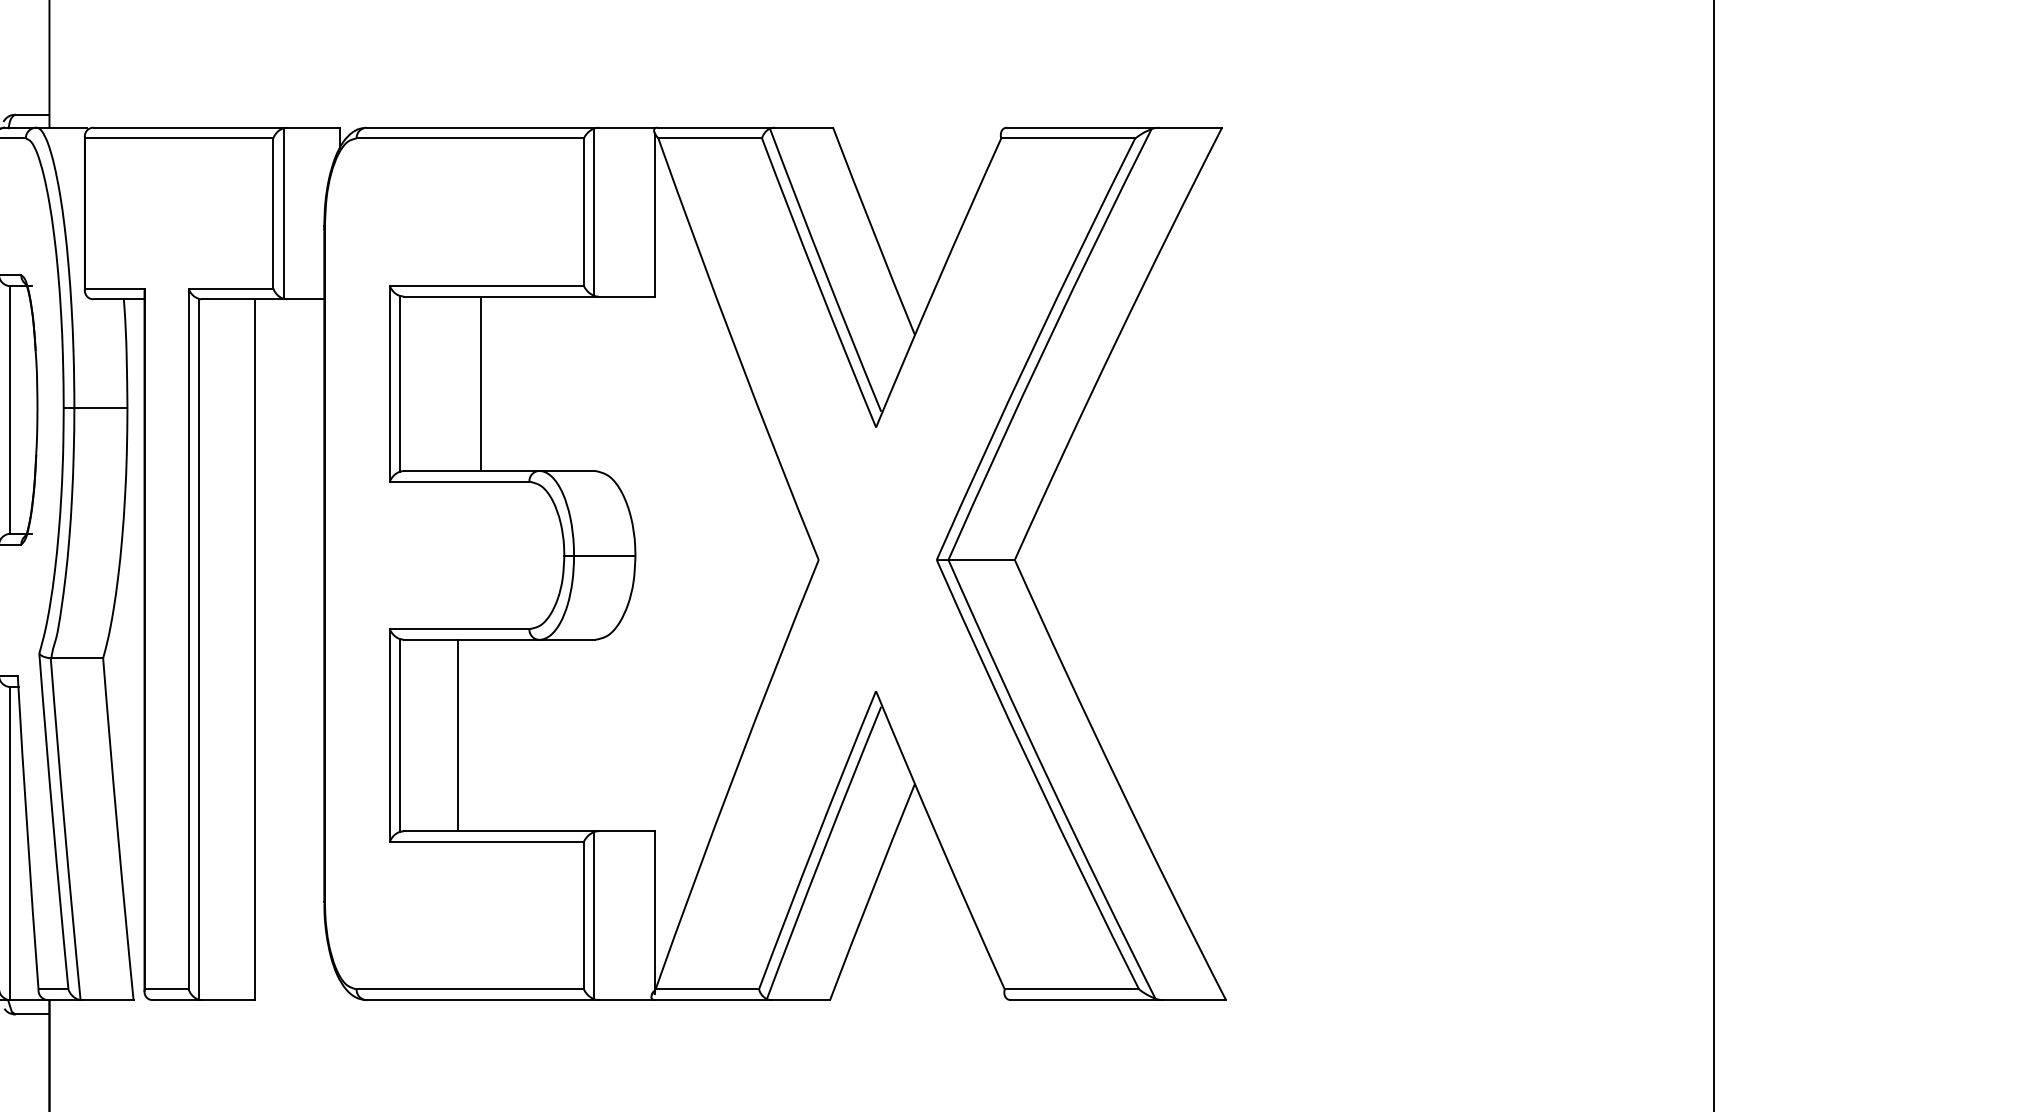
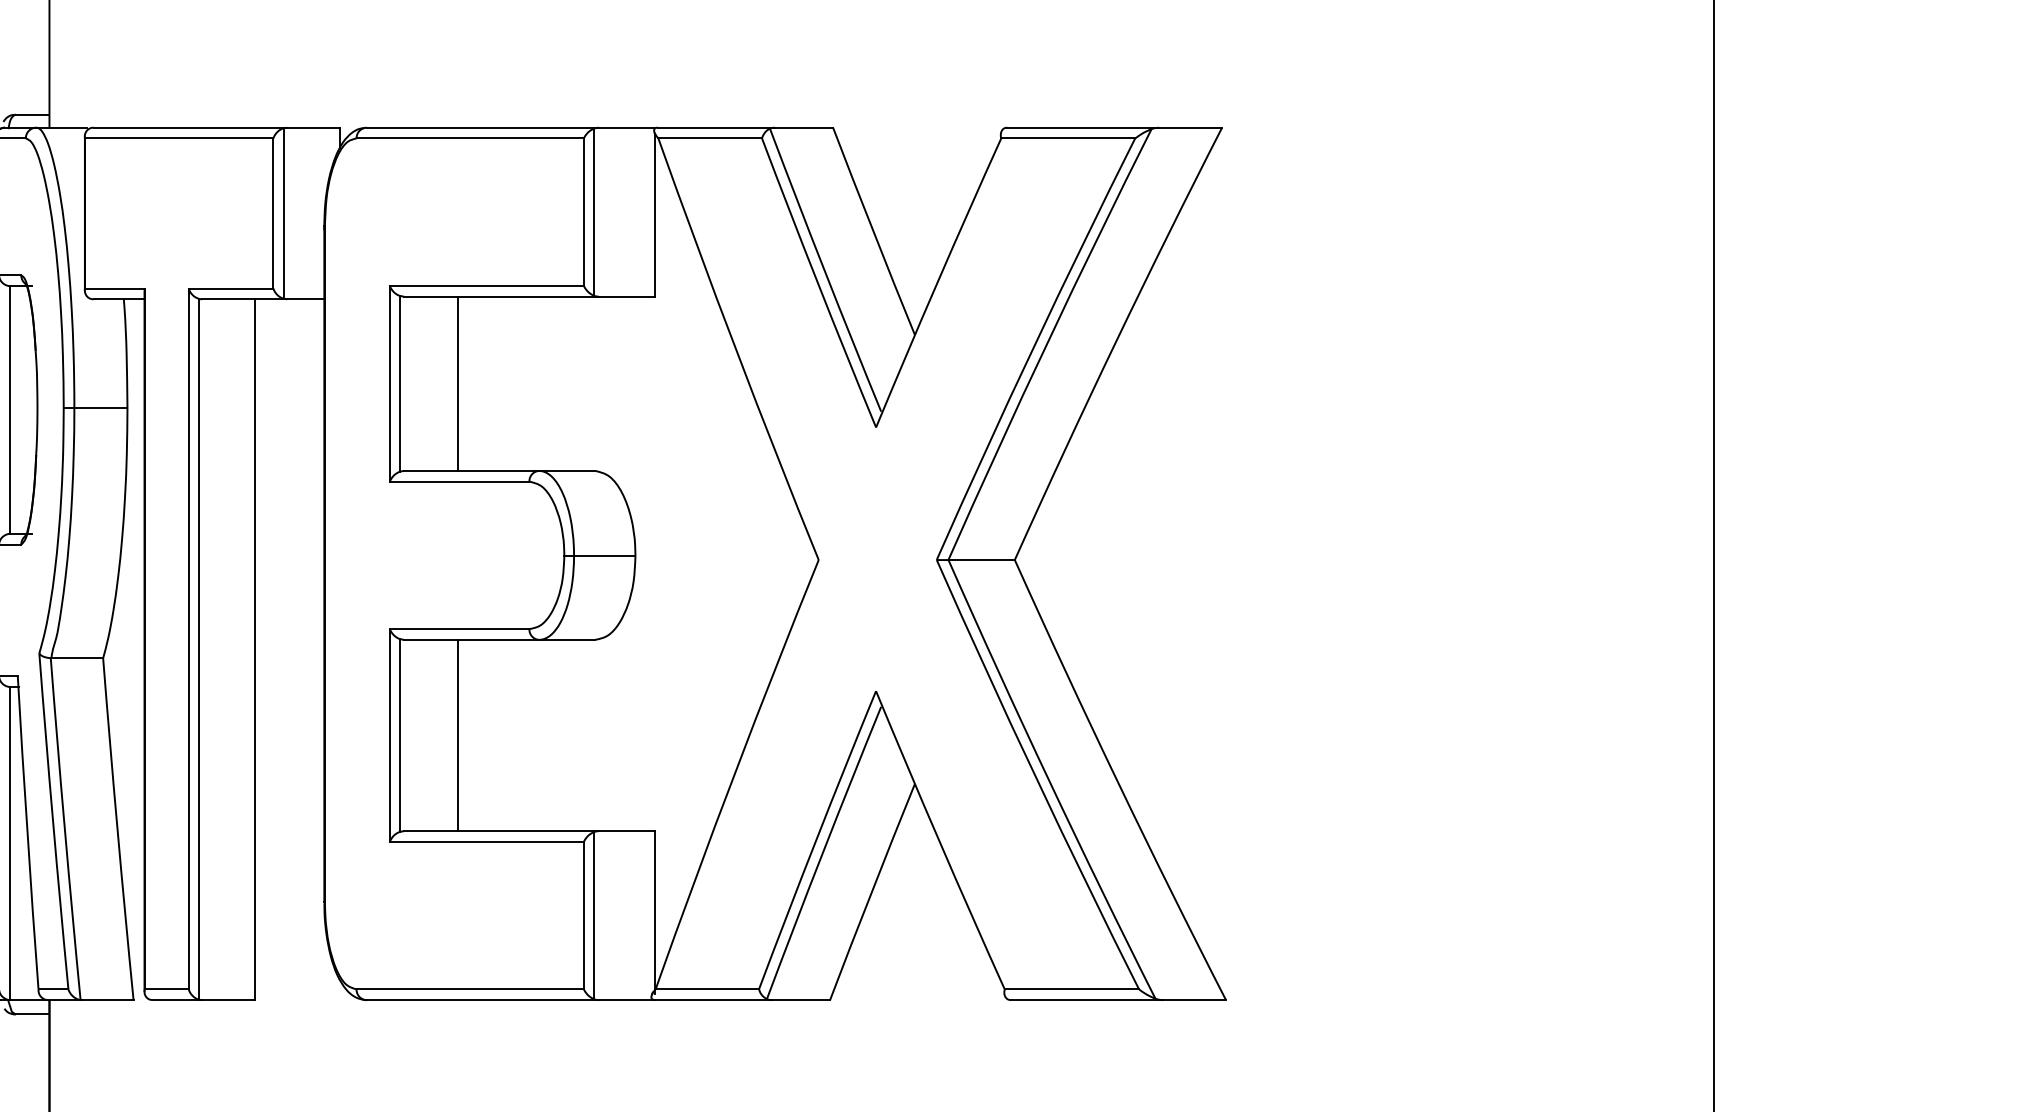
line position: (481, 383) -> (458, 383) (458, 383)
